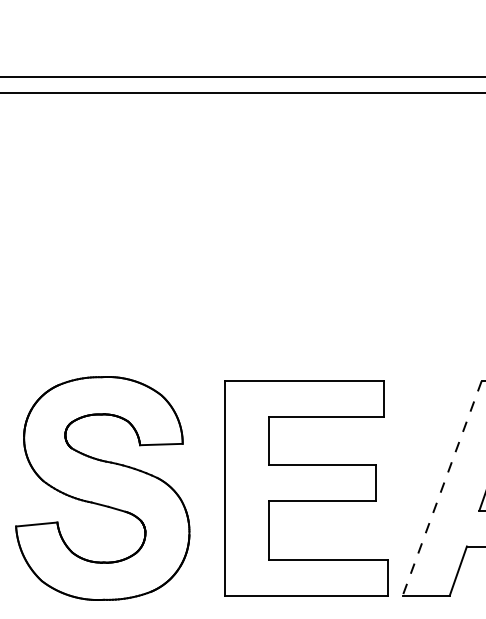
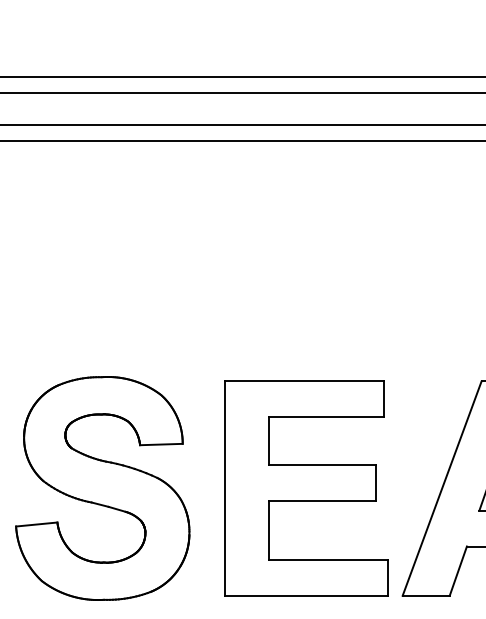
line: none -> present (242, 125)
line: none -> present (242, 141)
line: dashed -> solid (441, 488)
